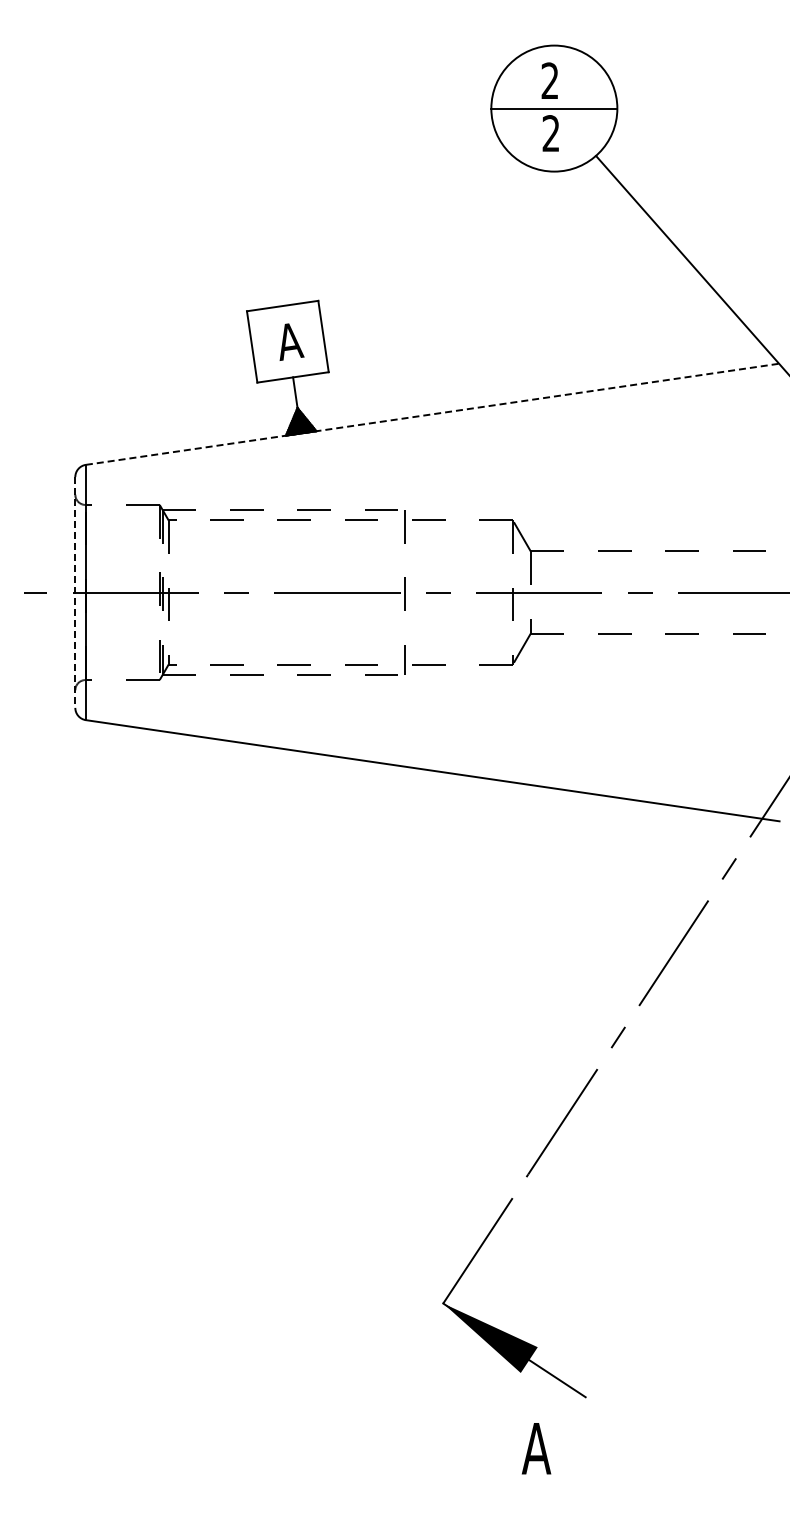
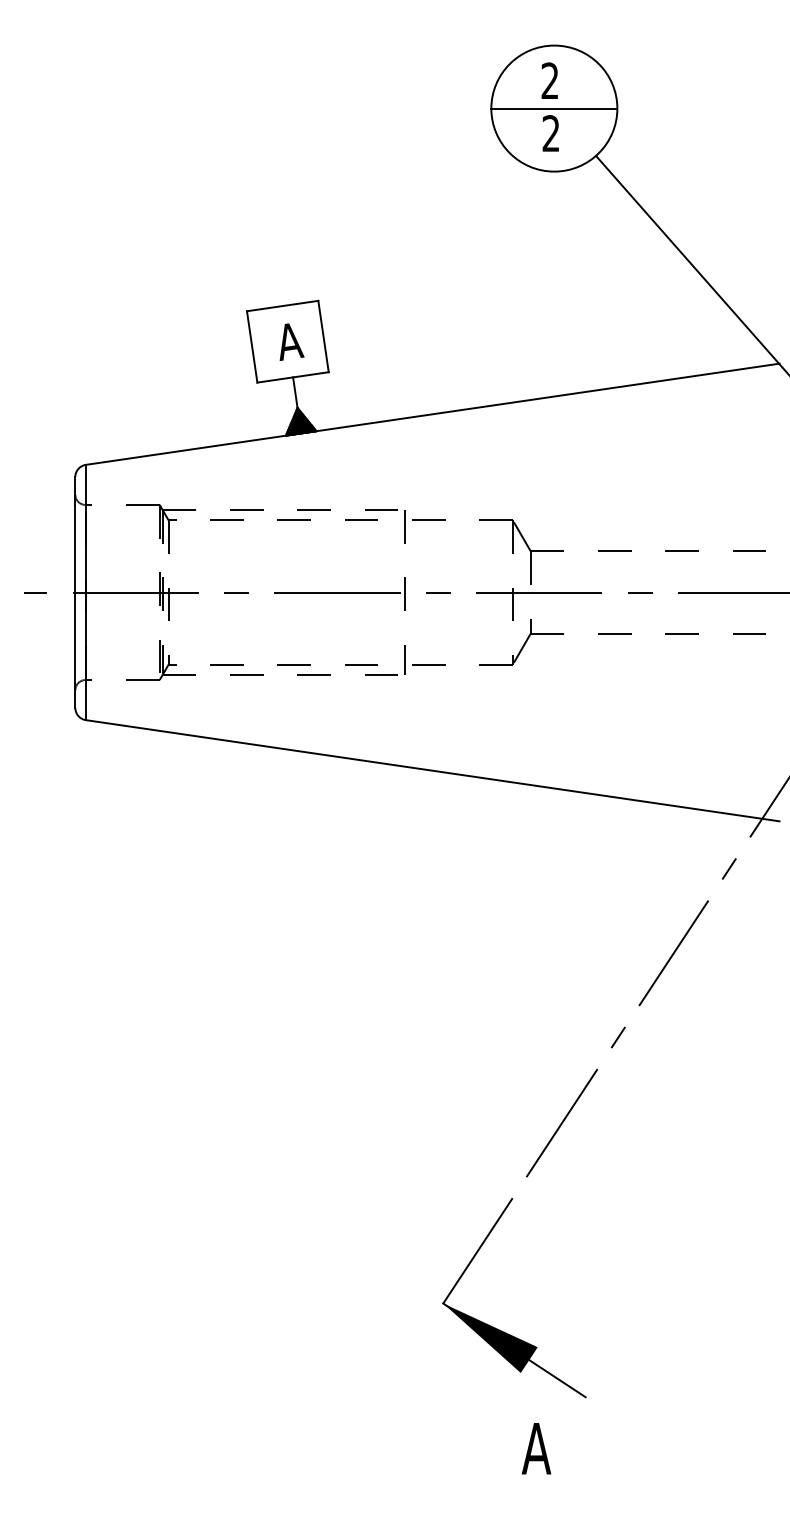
line: dashed -> solid (432, 414)
line: dashed -> solid (75, 593)
